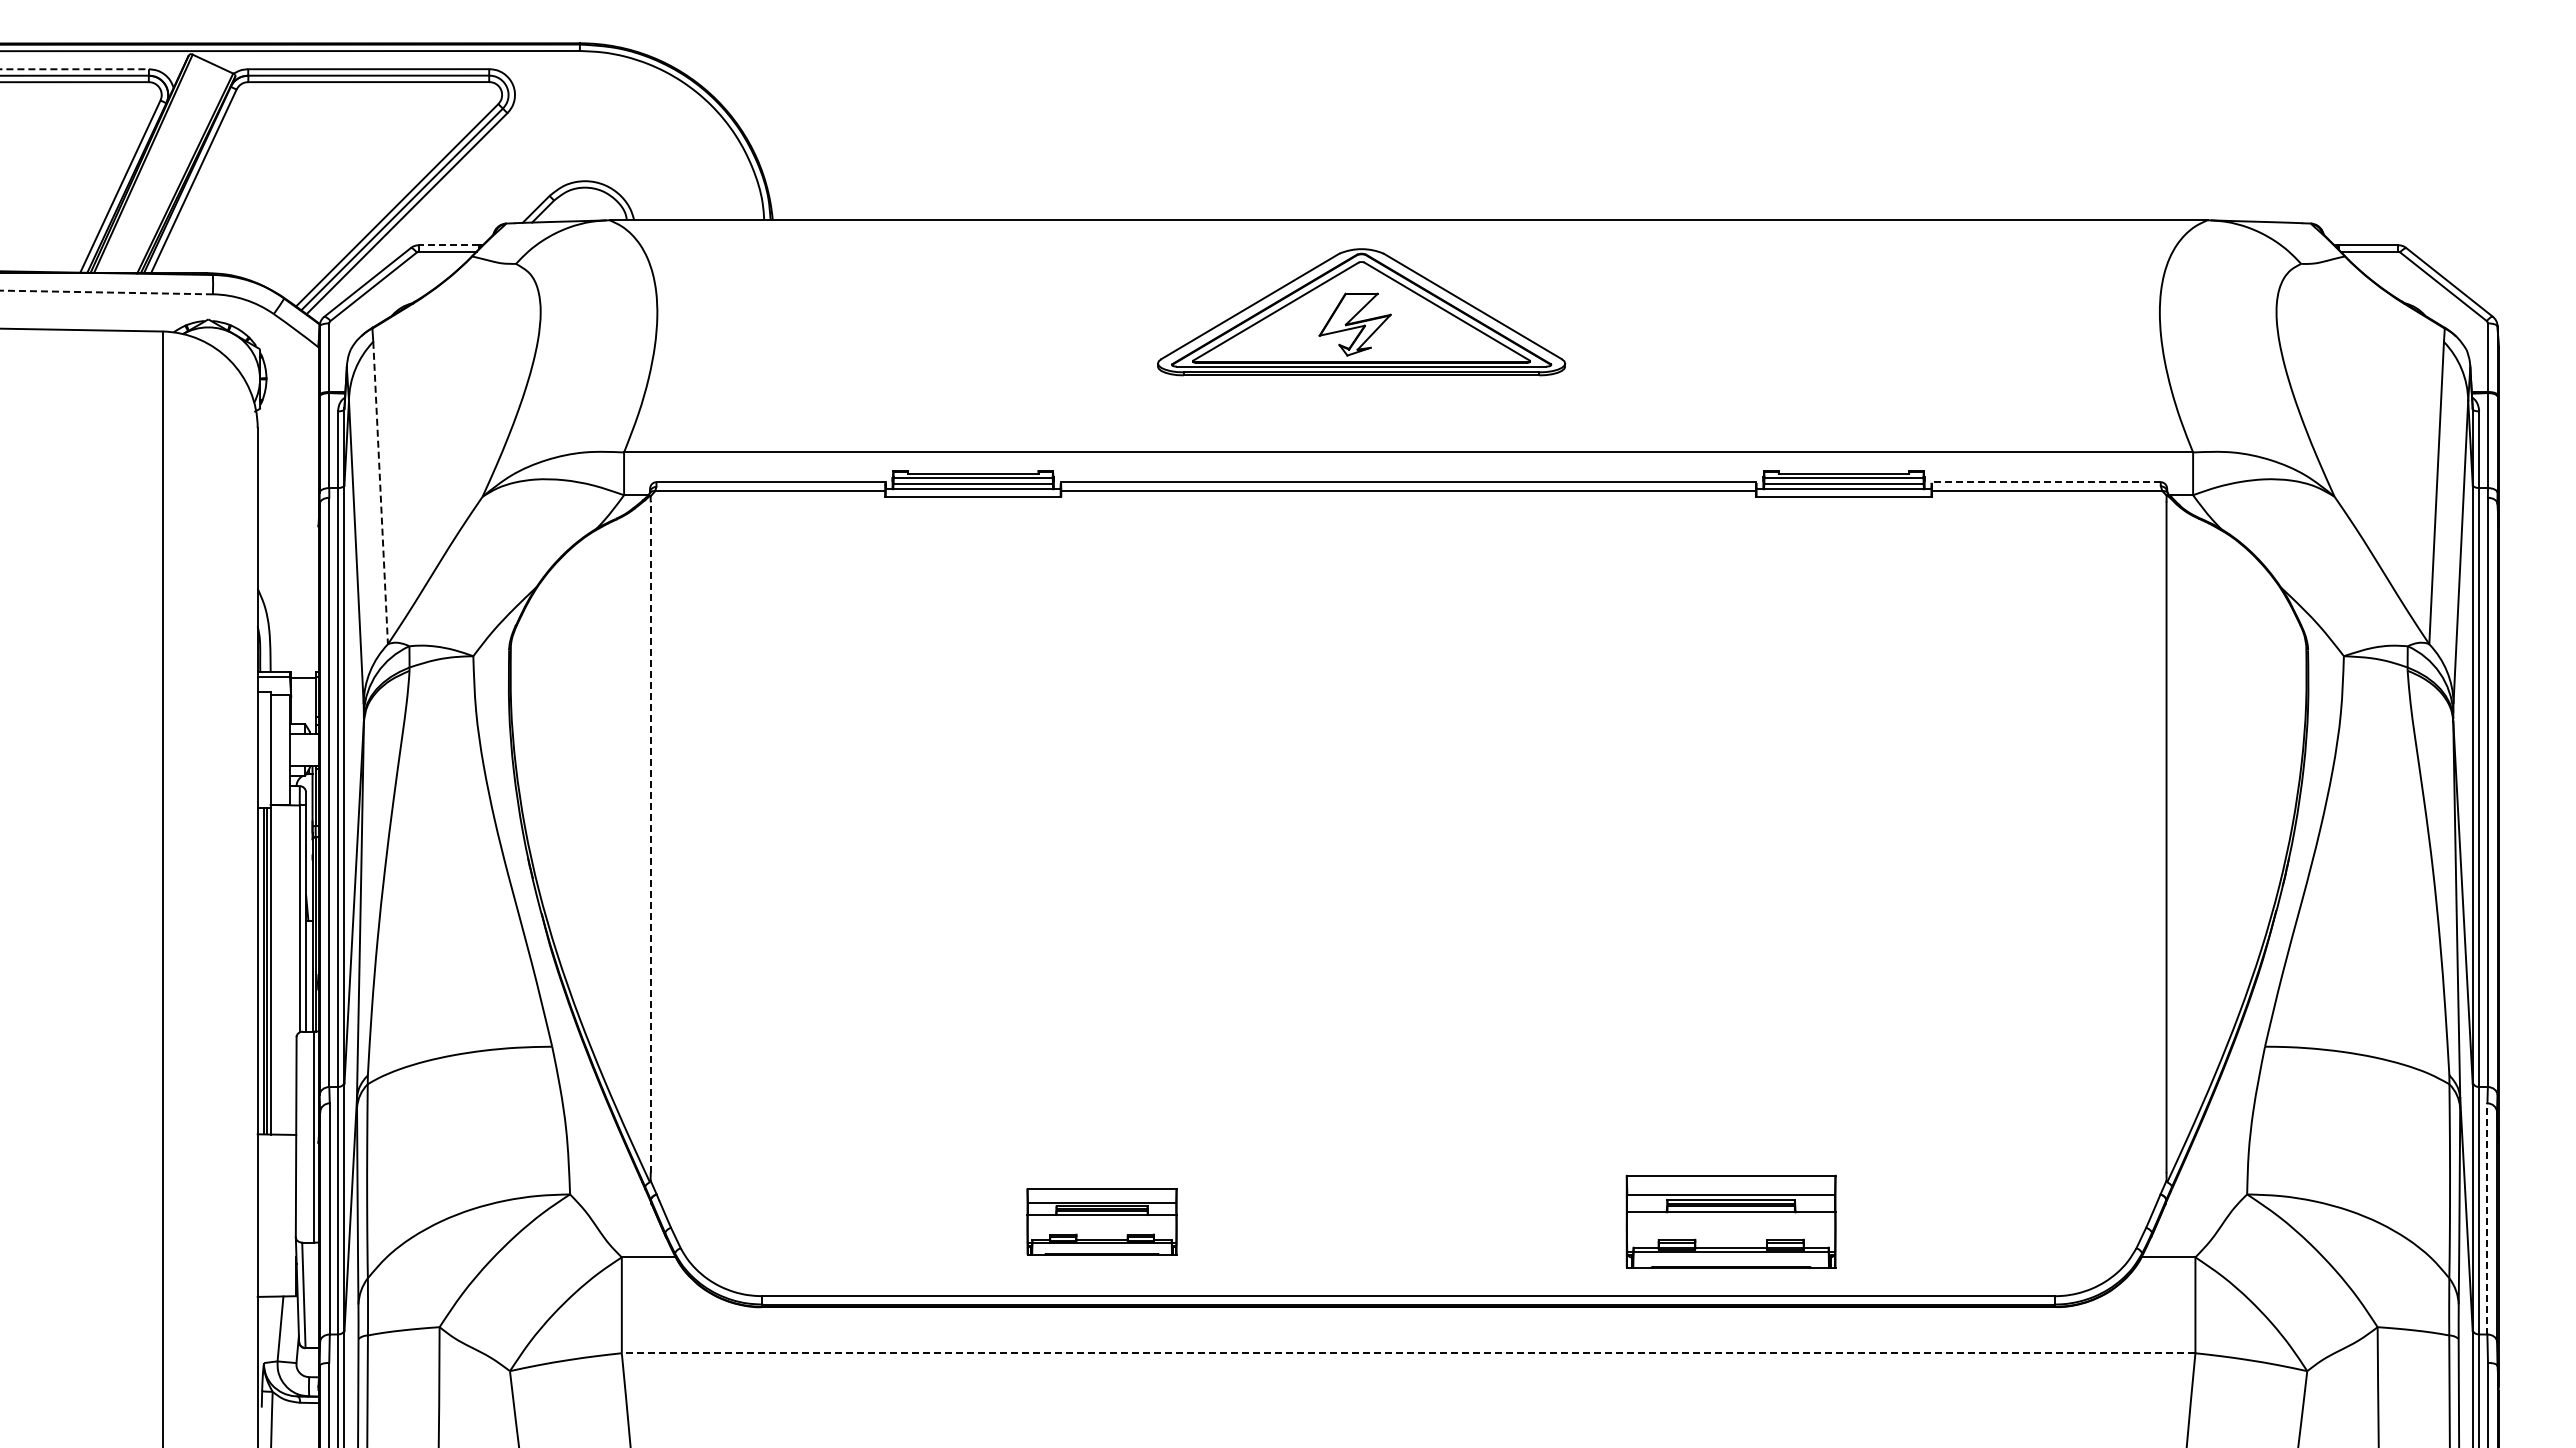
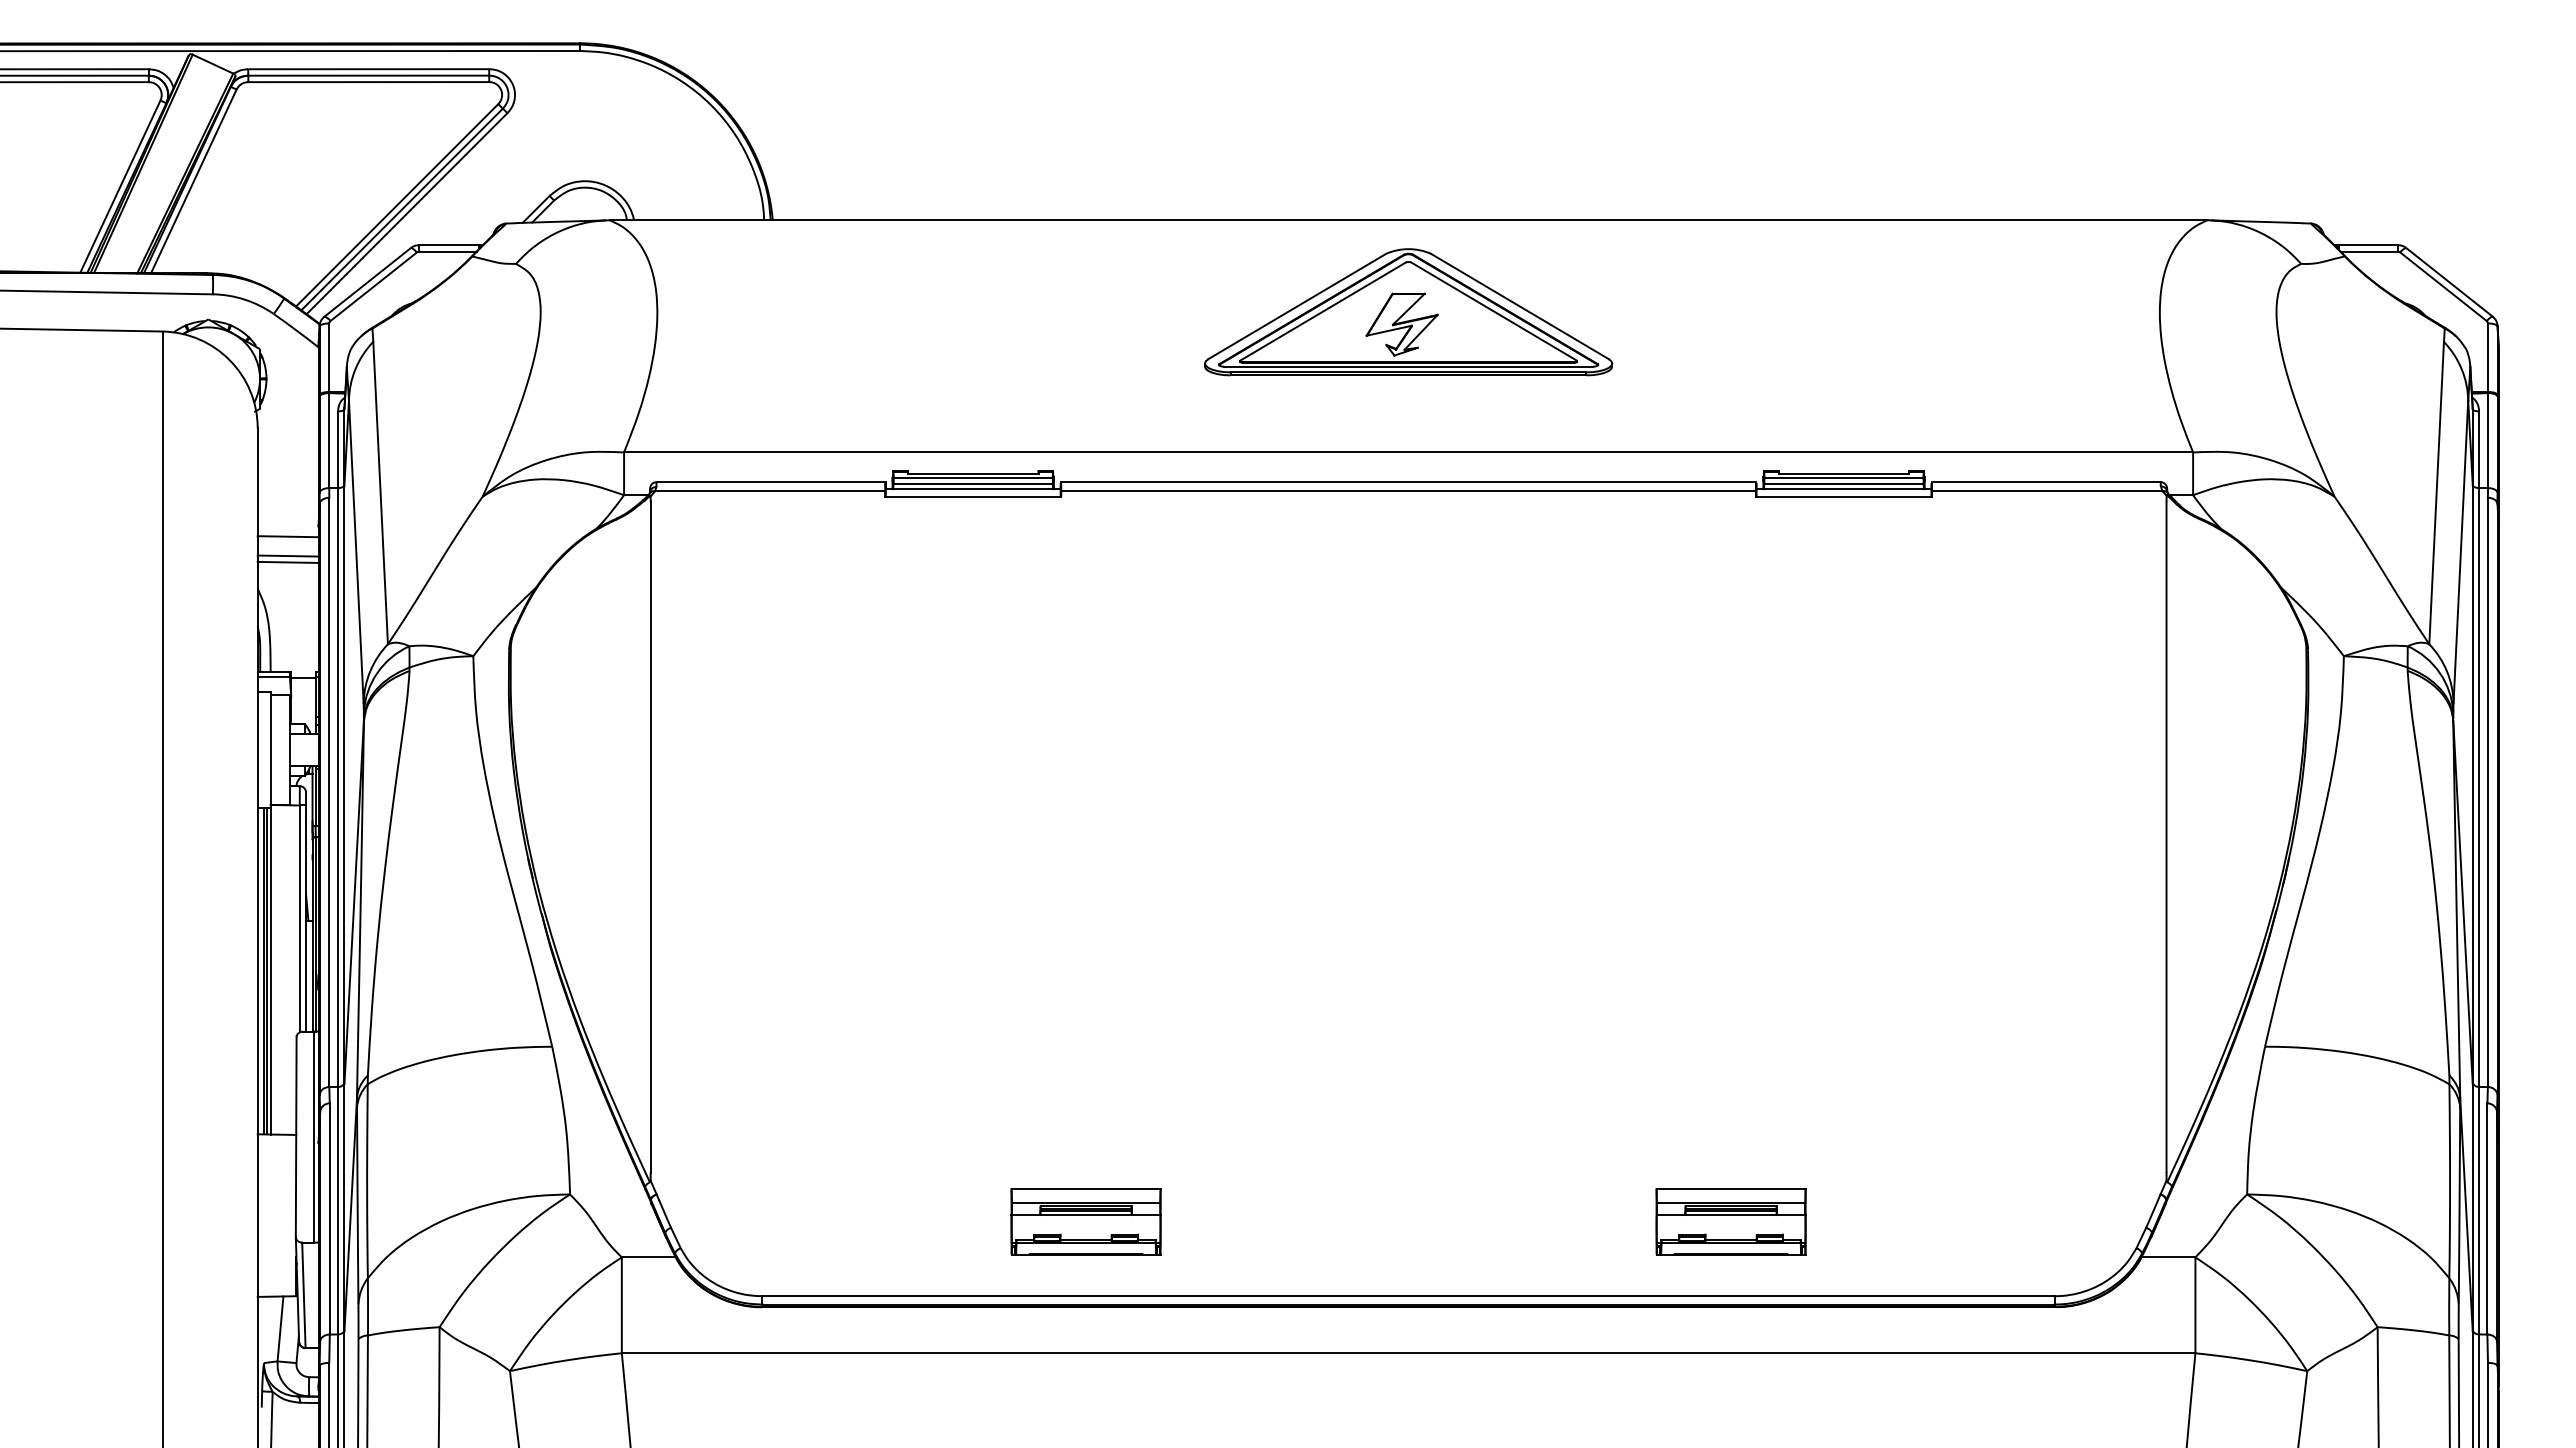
line: dashed -> solid (75, 69)
line: dashed -> solid (448, 245)
line: dashed -> solid (106, 292)
part position: (1361, 312) -> (1408, 312) (1408, 312)
line: dashed -> solid (2045, 482)
line: dashed -> solid (380, 493)
line: none -> present (287, 536)
line: none -> present (287, 555)
line: none -> present (287, 561)
line: dashed -> solid (650, 837)
line: dashed -> solid (2487, 1218)
part position: (1101, 1221) -> (1085, 1221) (1085, 1221)
part size: 212x95 px -> 152x68 px (1730, 1221)
line: dashed -> solid (1408, 1353)
